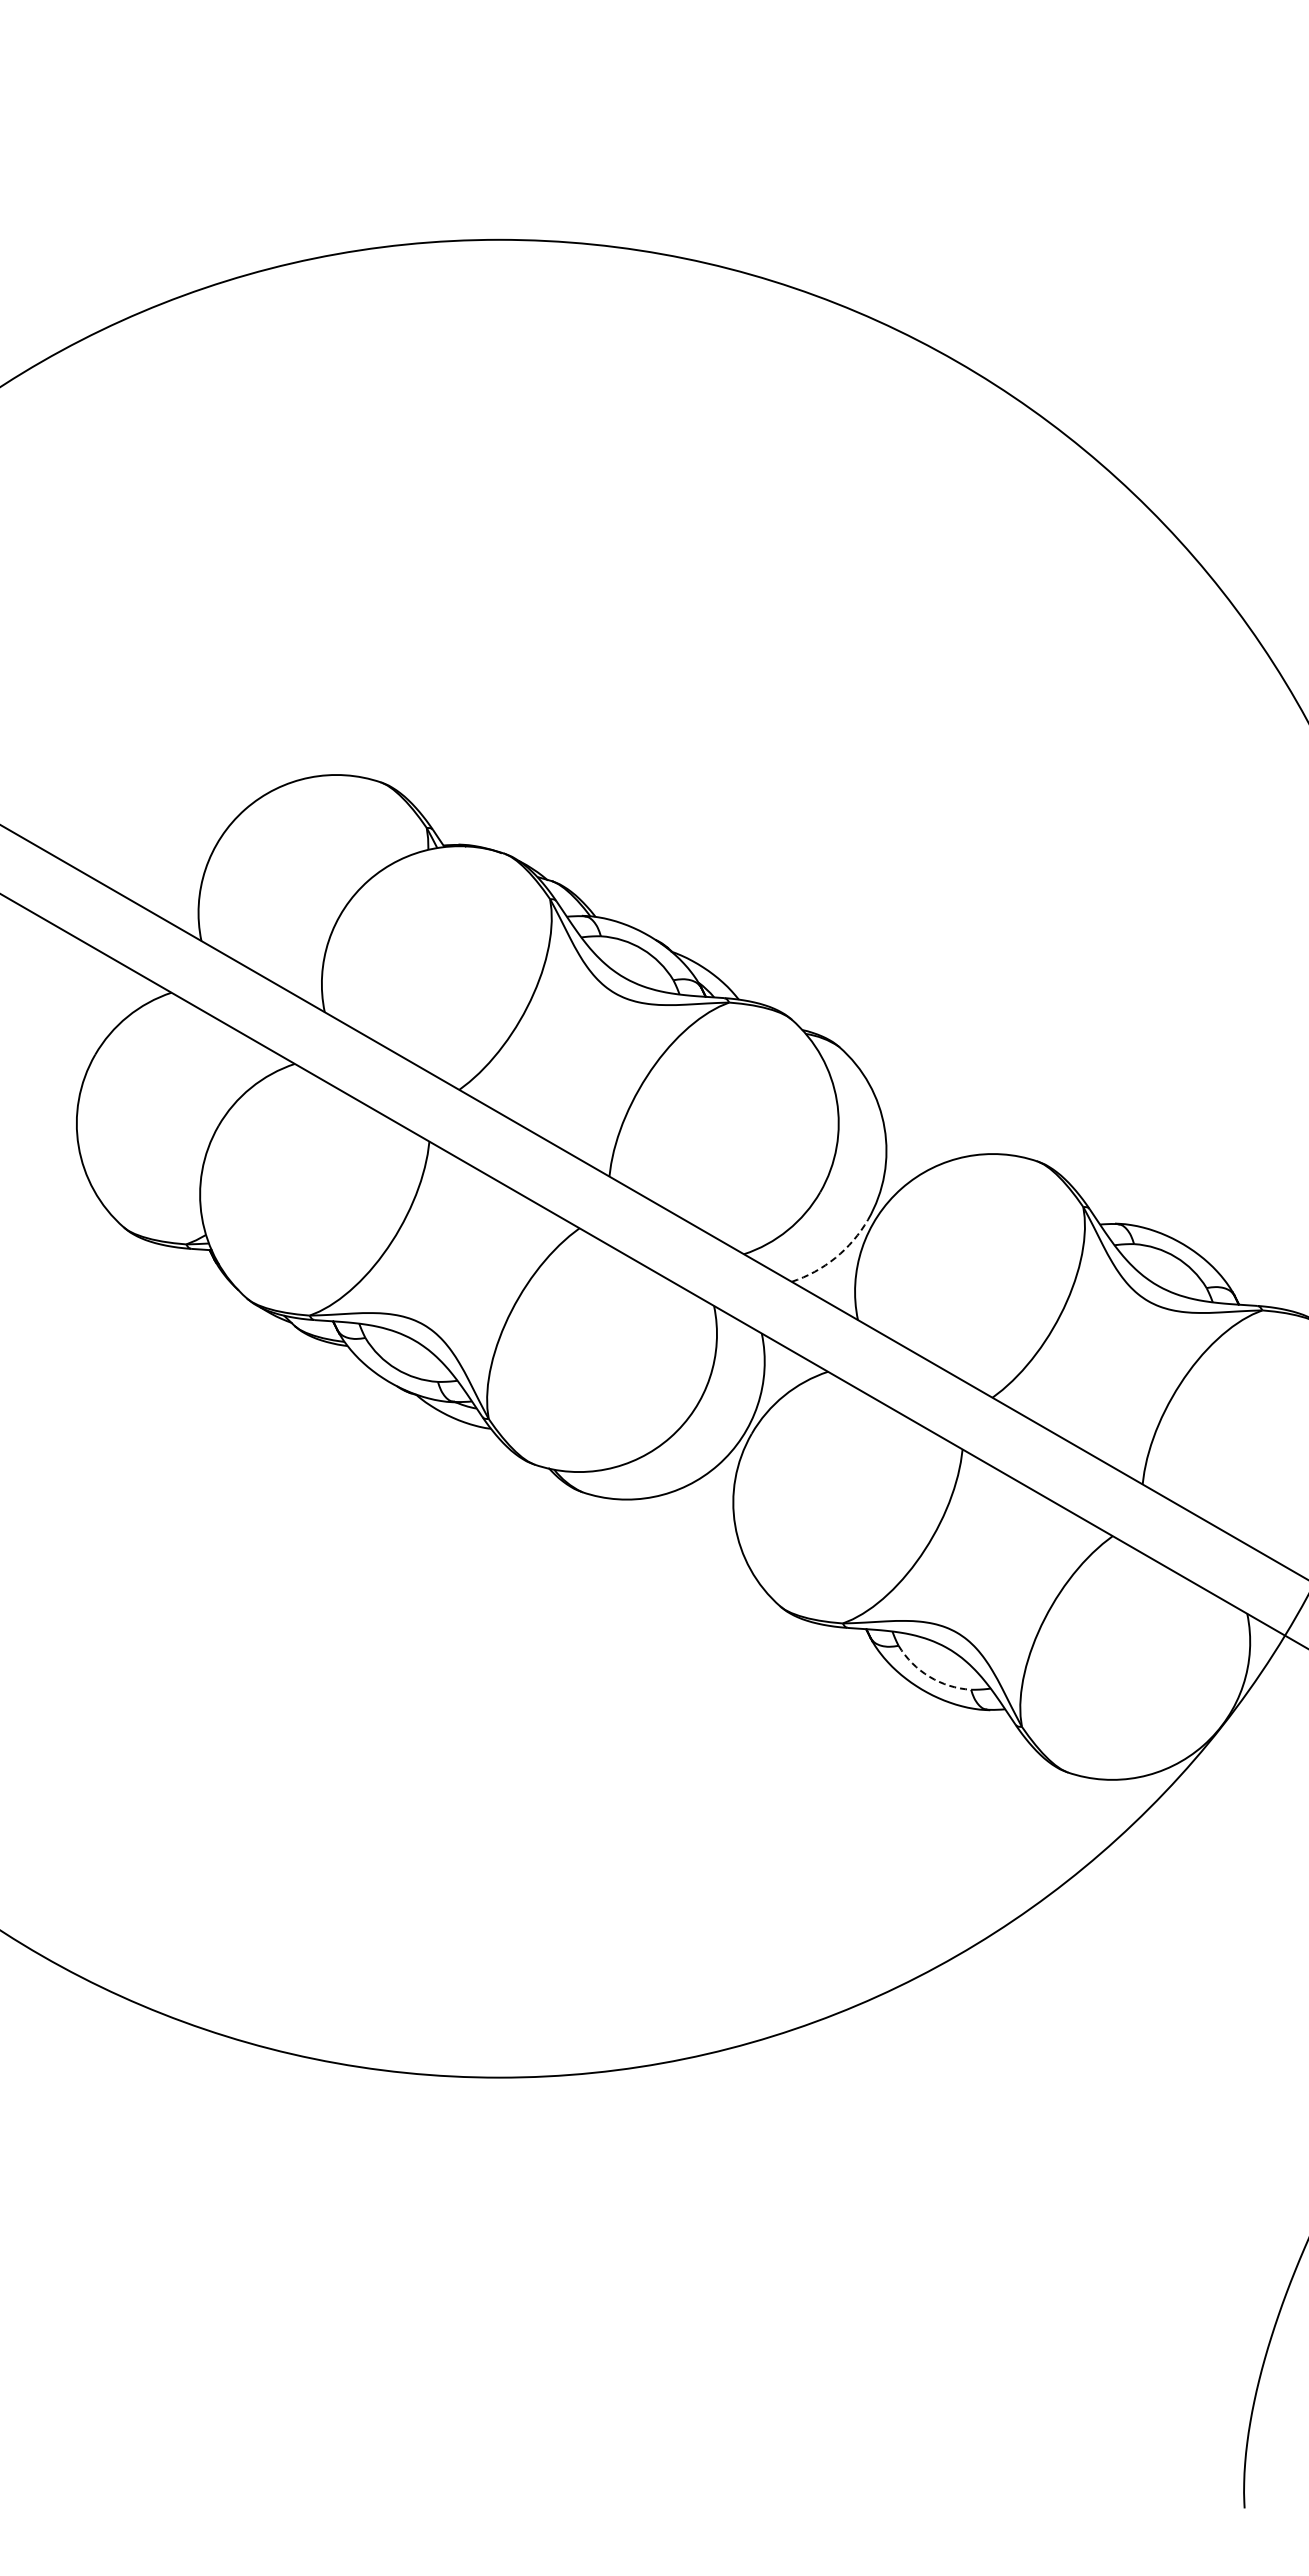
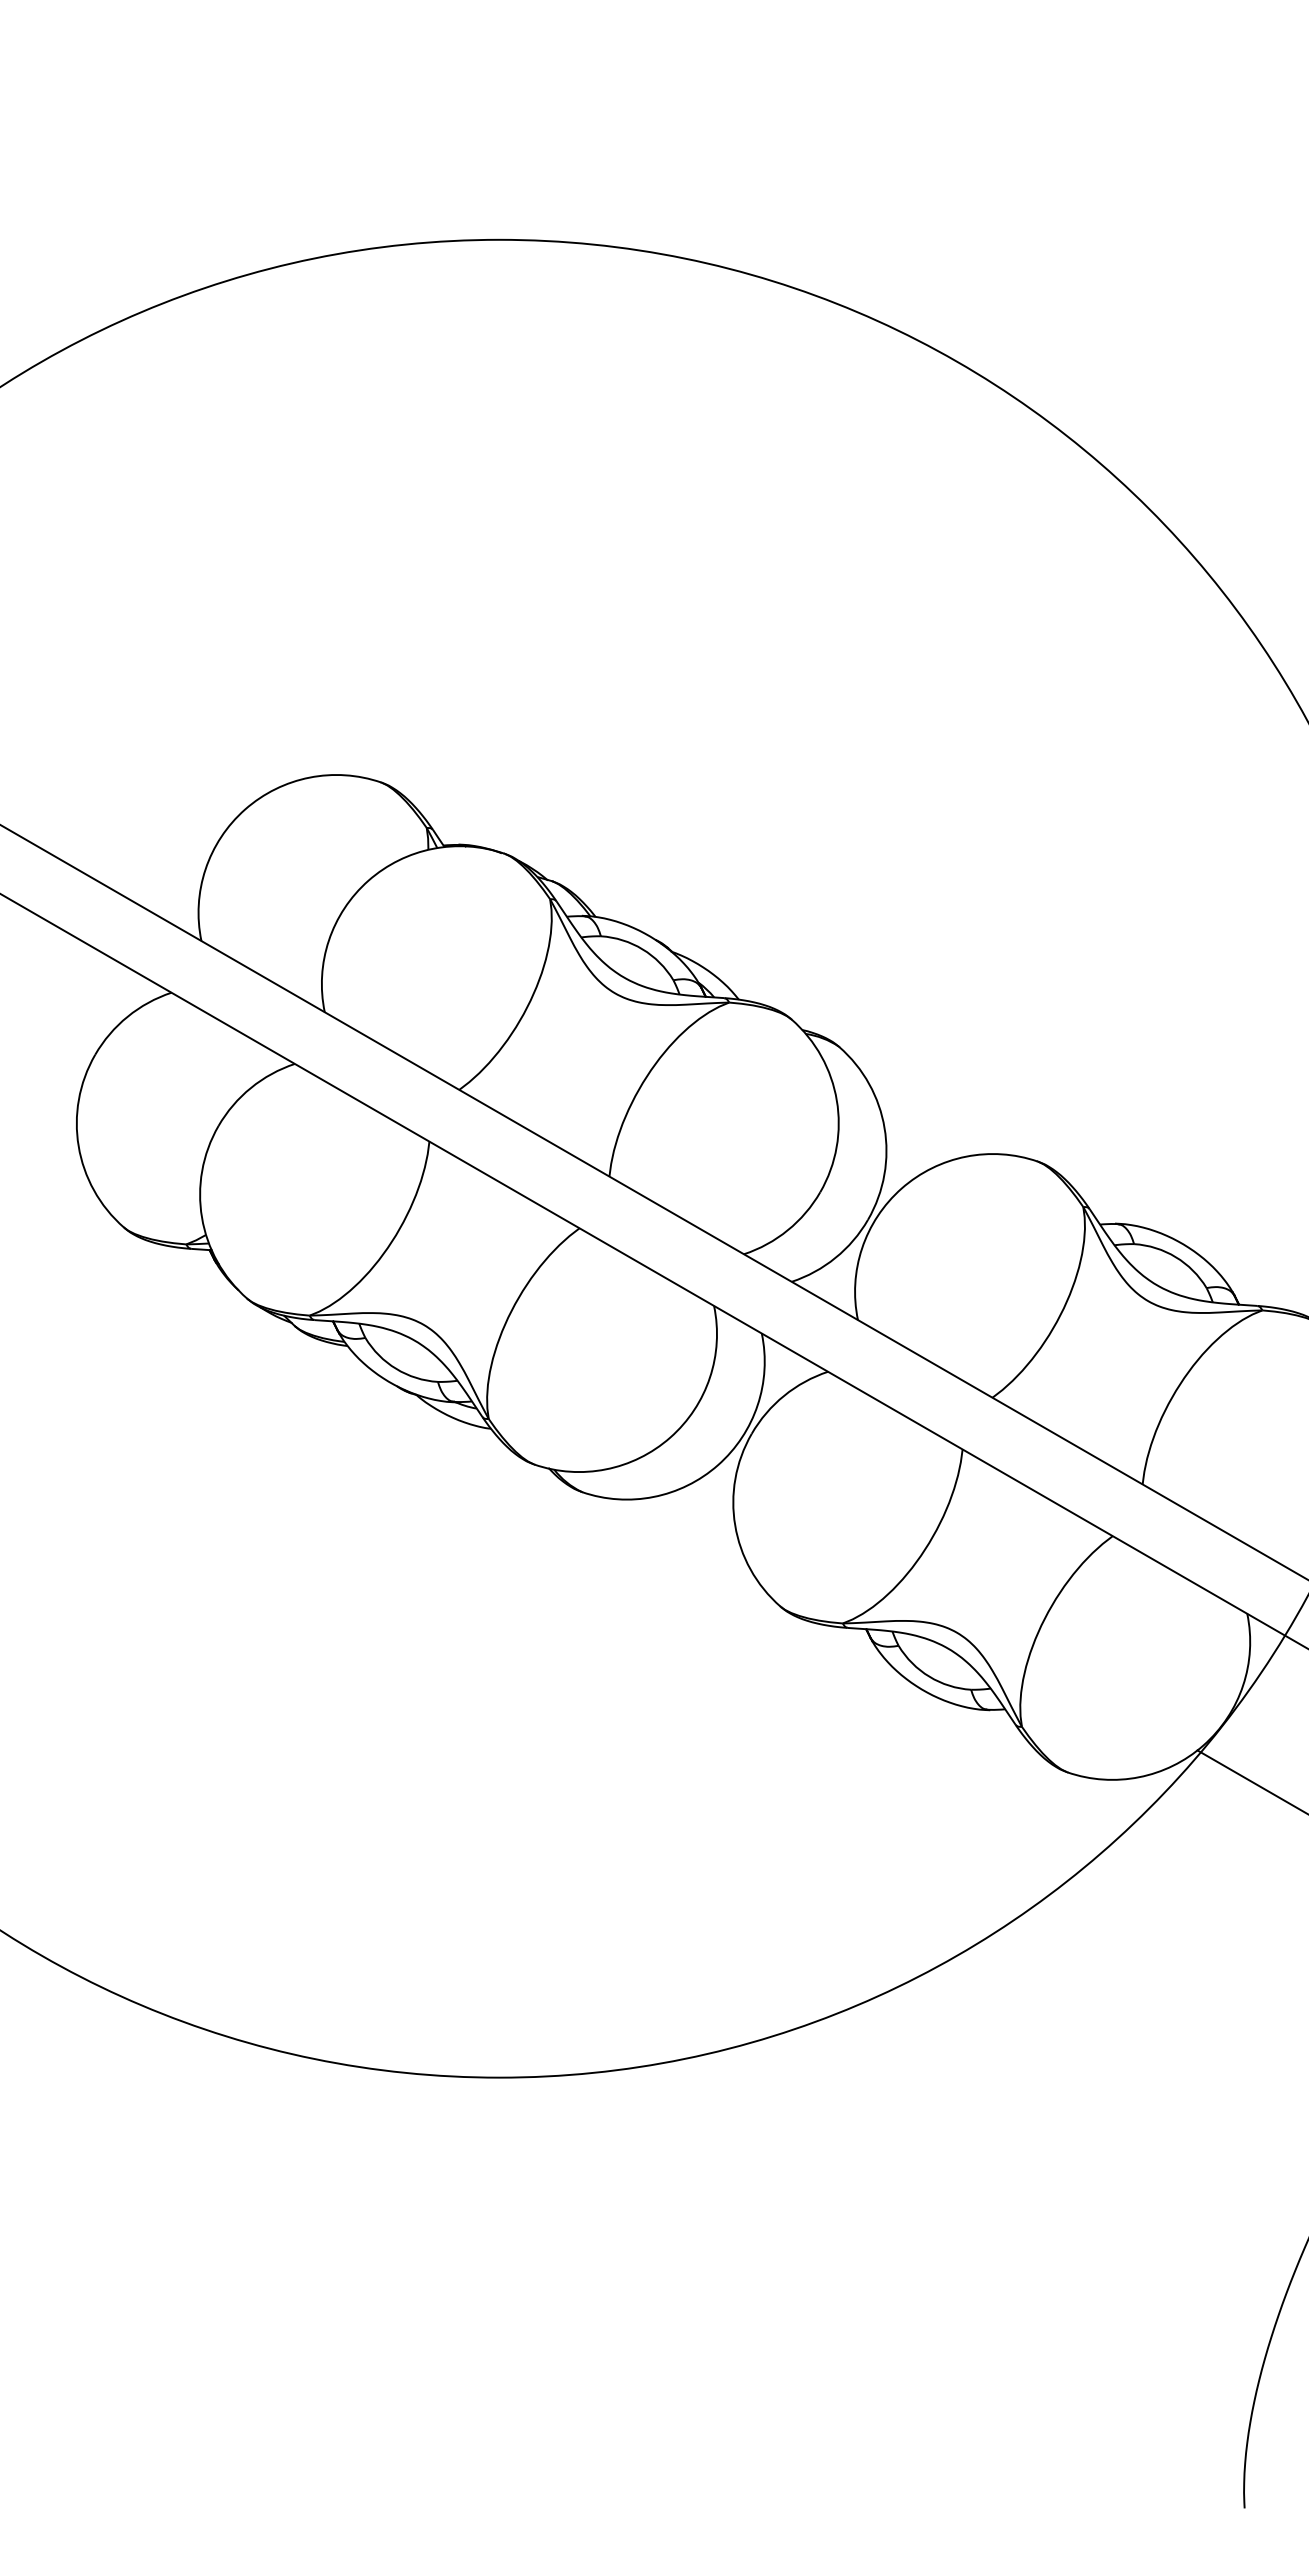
arc: dashed -> solid (835, 1257)
arc: dashed -> solid (929, 1676)
line: none -> present (1251, 1781)
